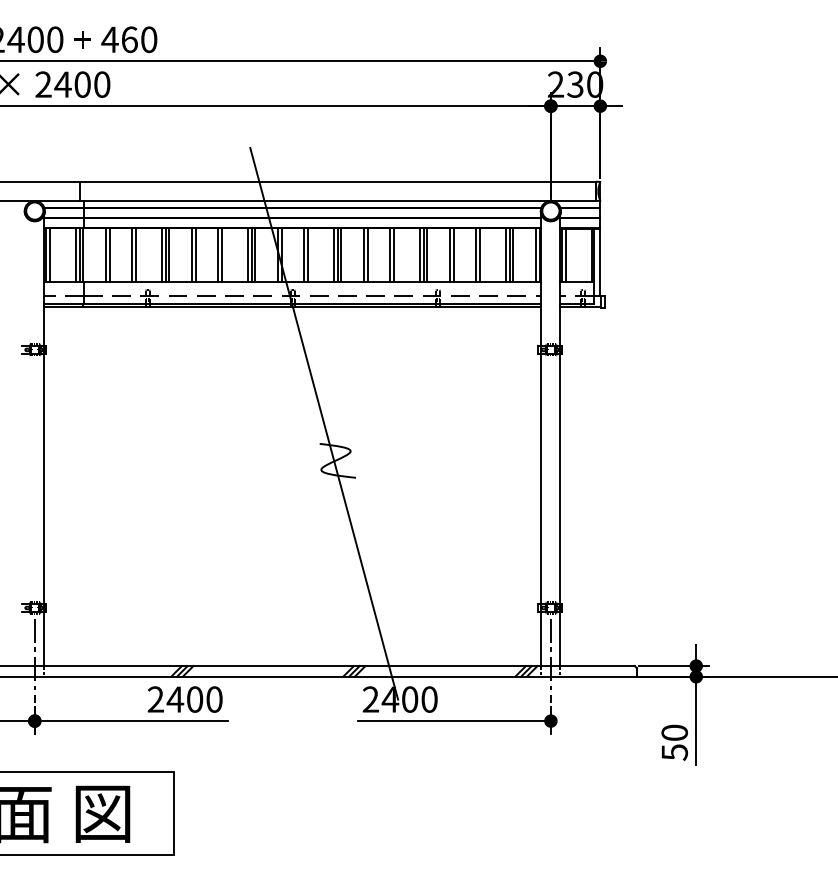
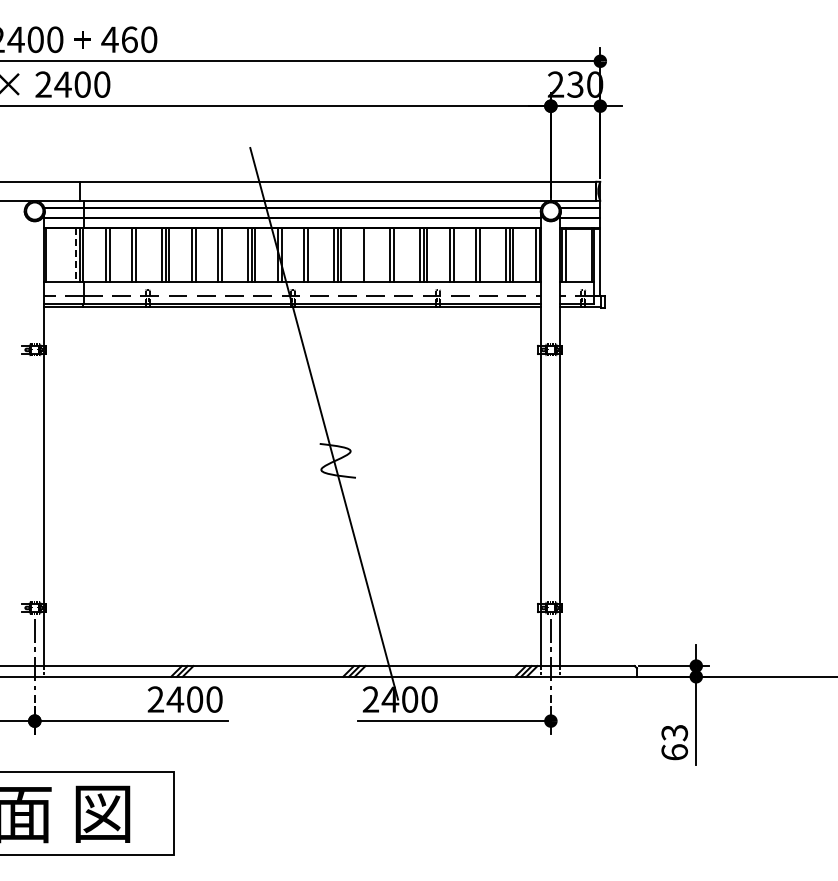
line: present -> none (49, 254)
line: present -> none (367, 254)
line: solid -> dashed (75, 255)
text: 50 -> 63 (674, 742)
